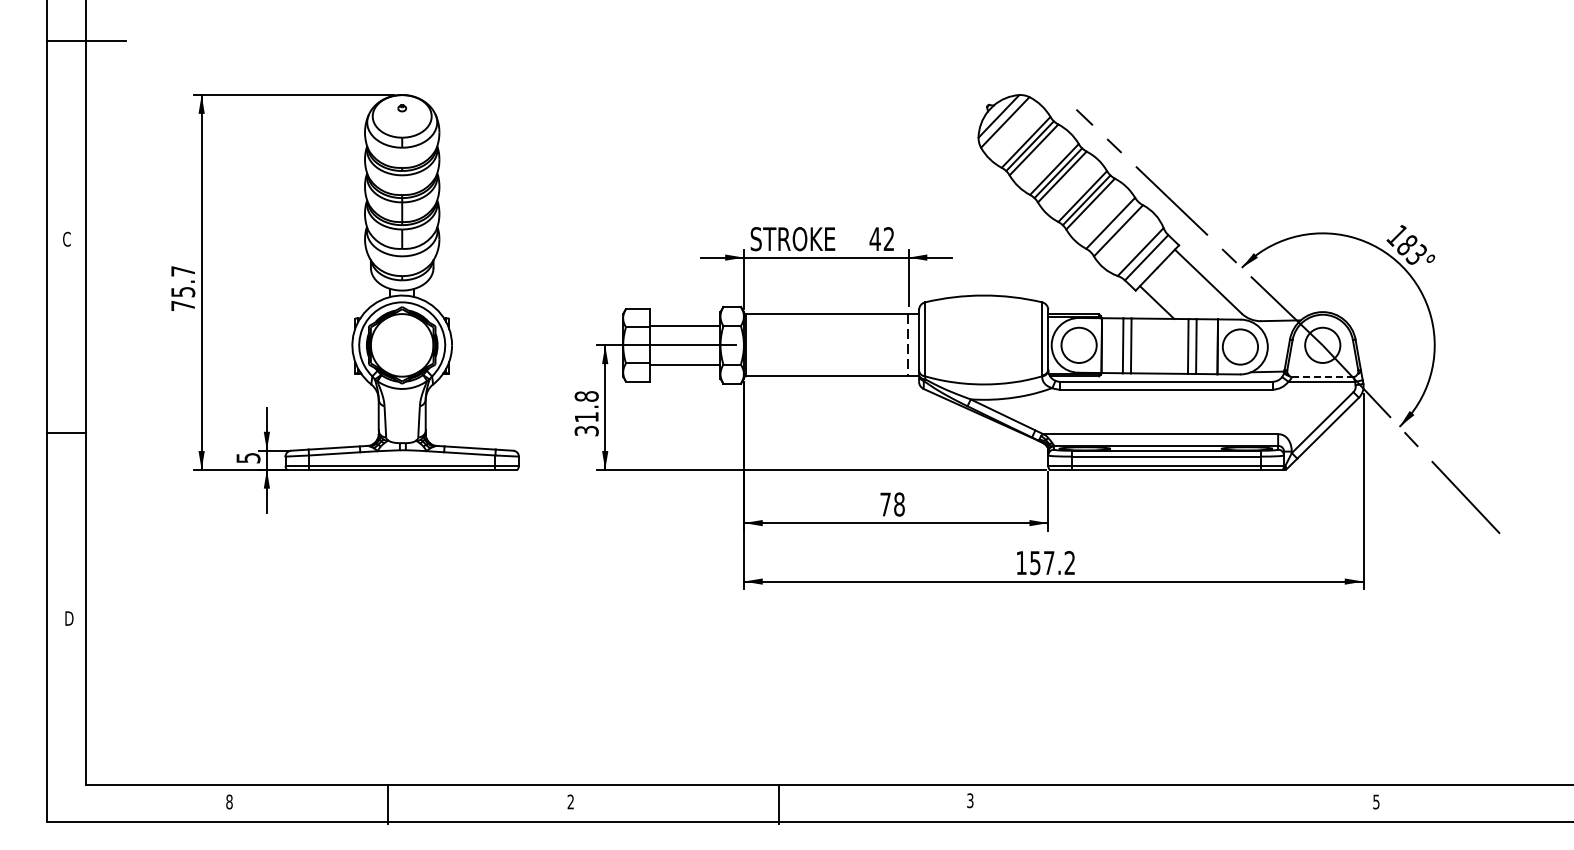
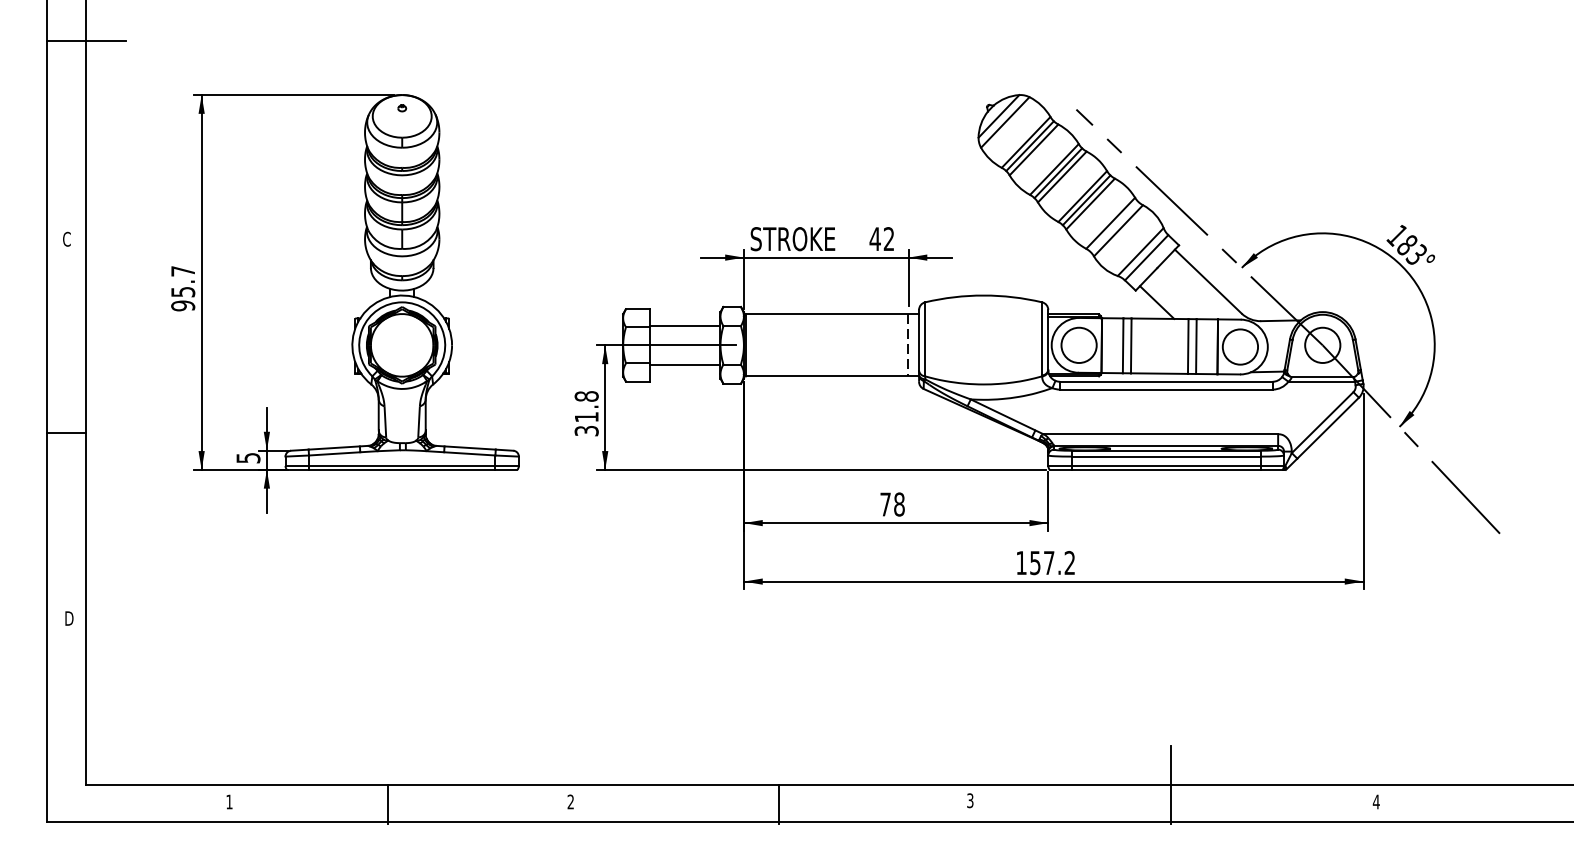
text: 75.7 -> 95.7 (183, 305)
line: dashed -> solid (1322, 377)
line: none -> present (1170, 785)
text: 8 -> 1 (229, 801)
text: 5 -> 4 (1375, 801)
